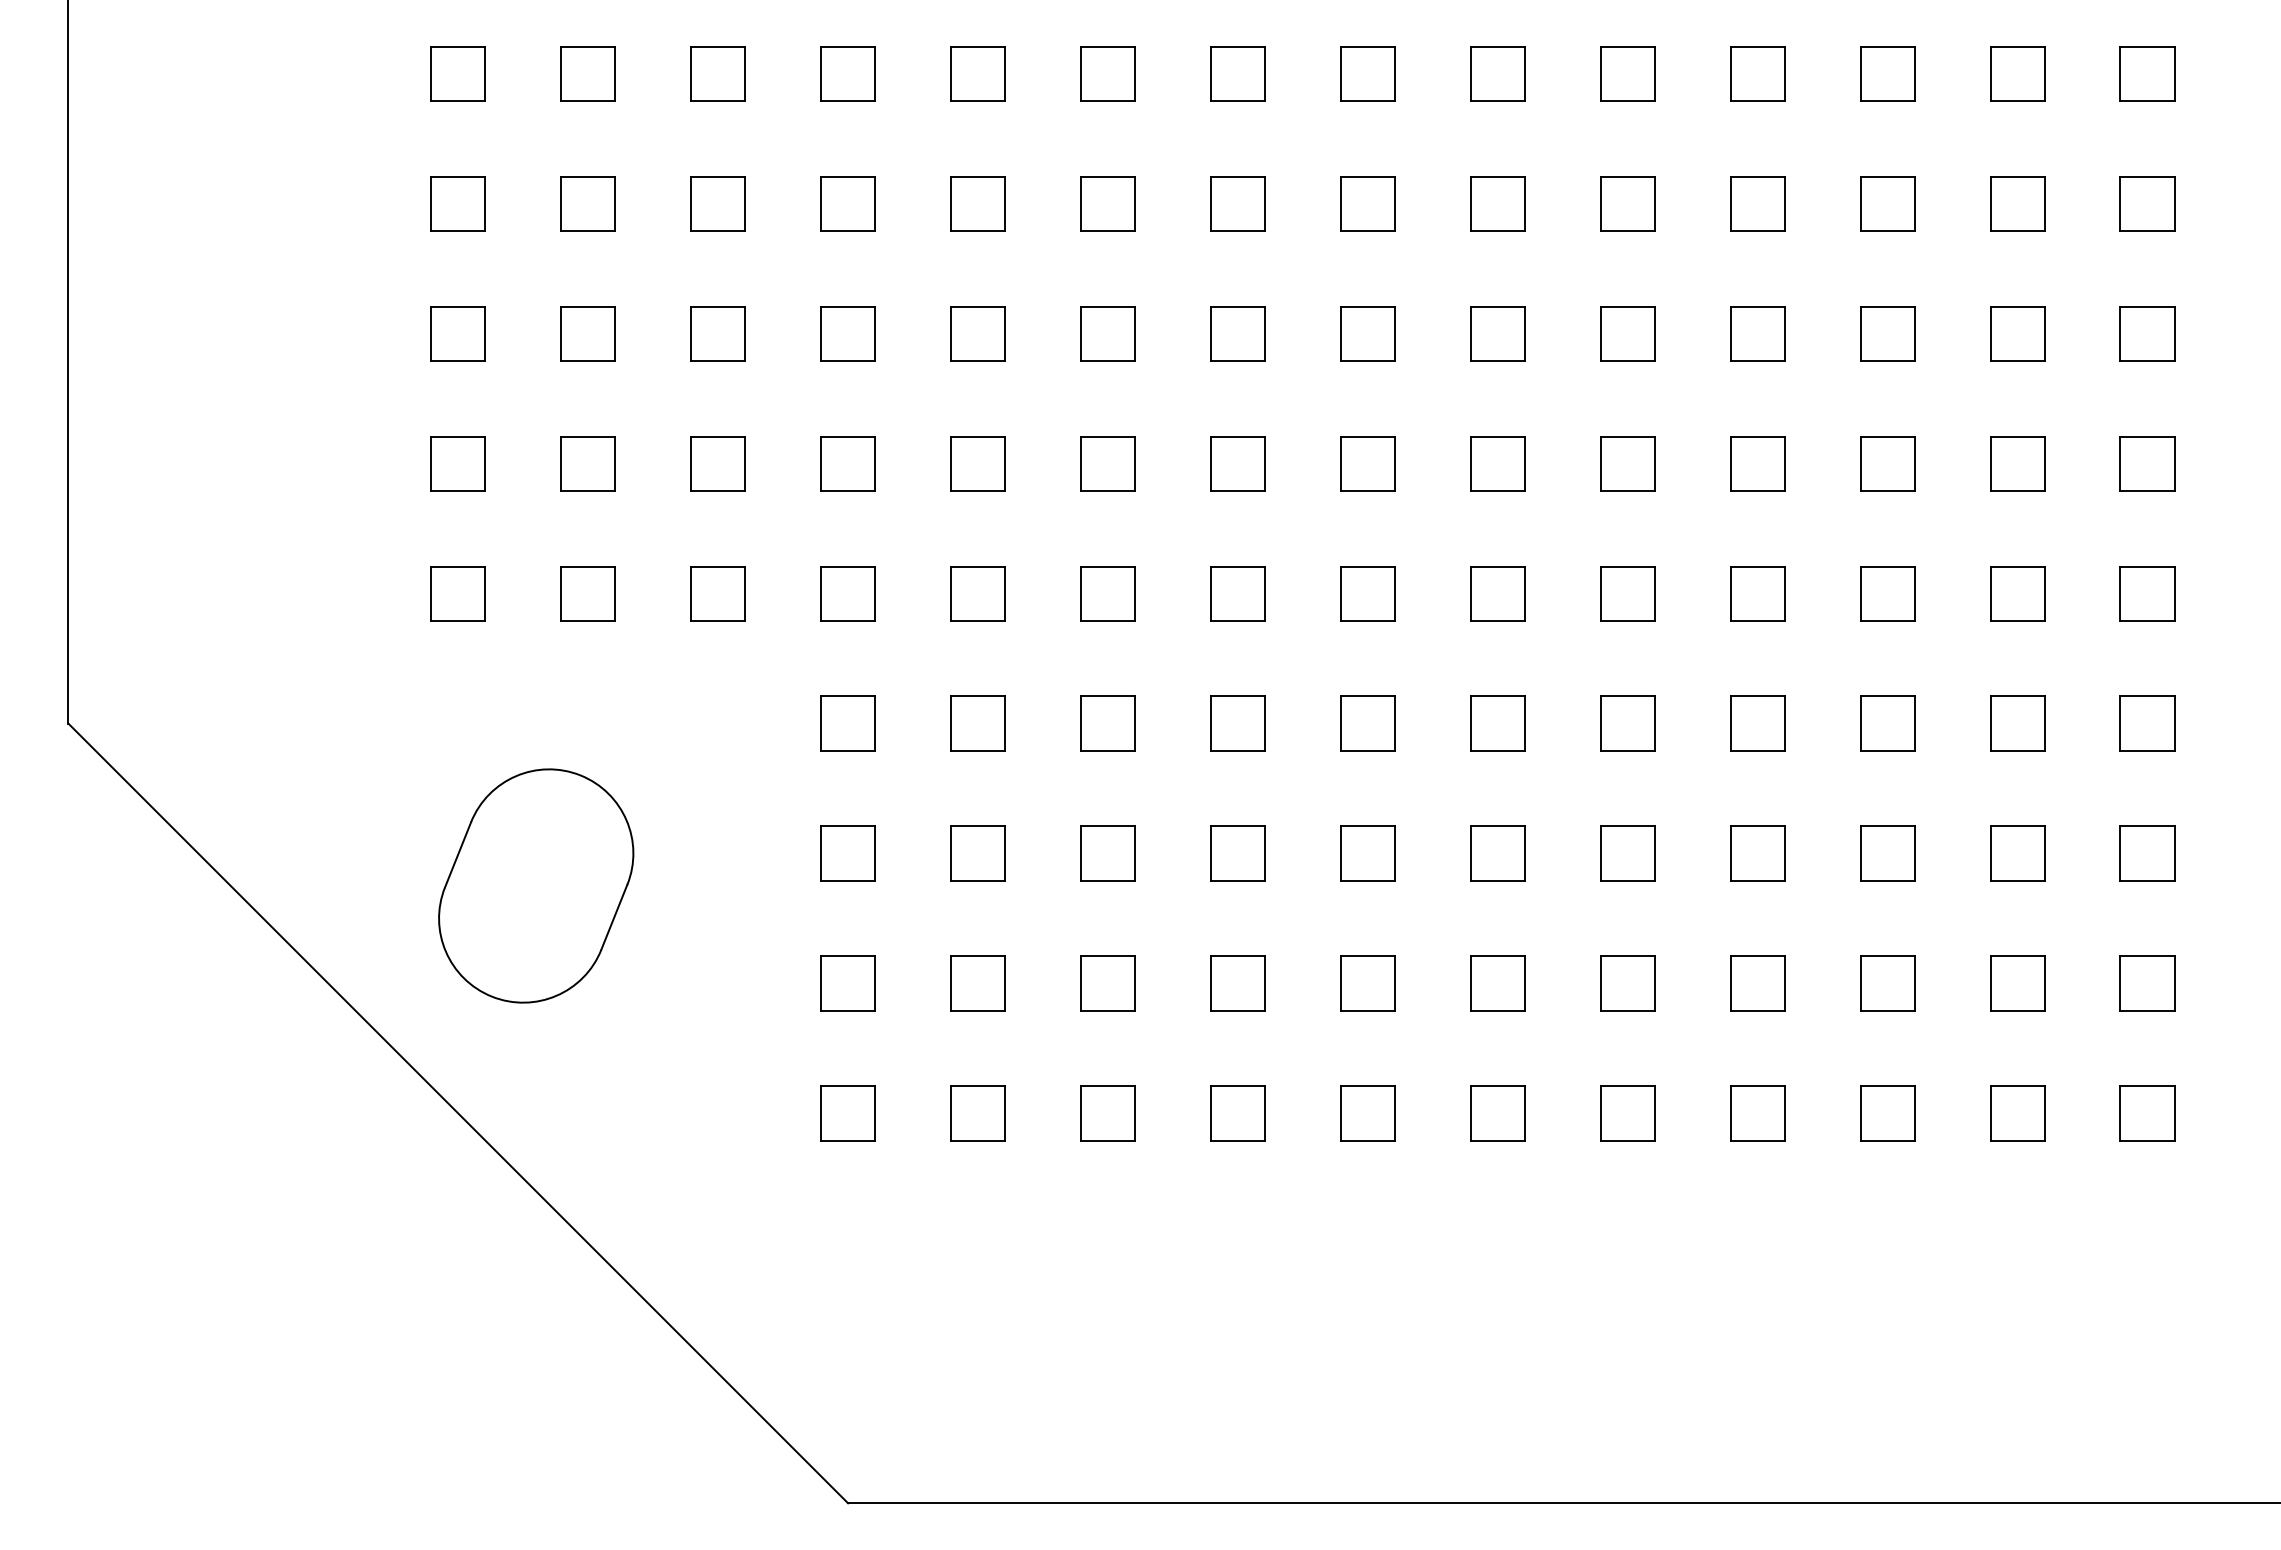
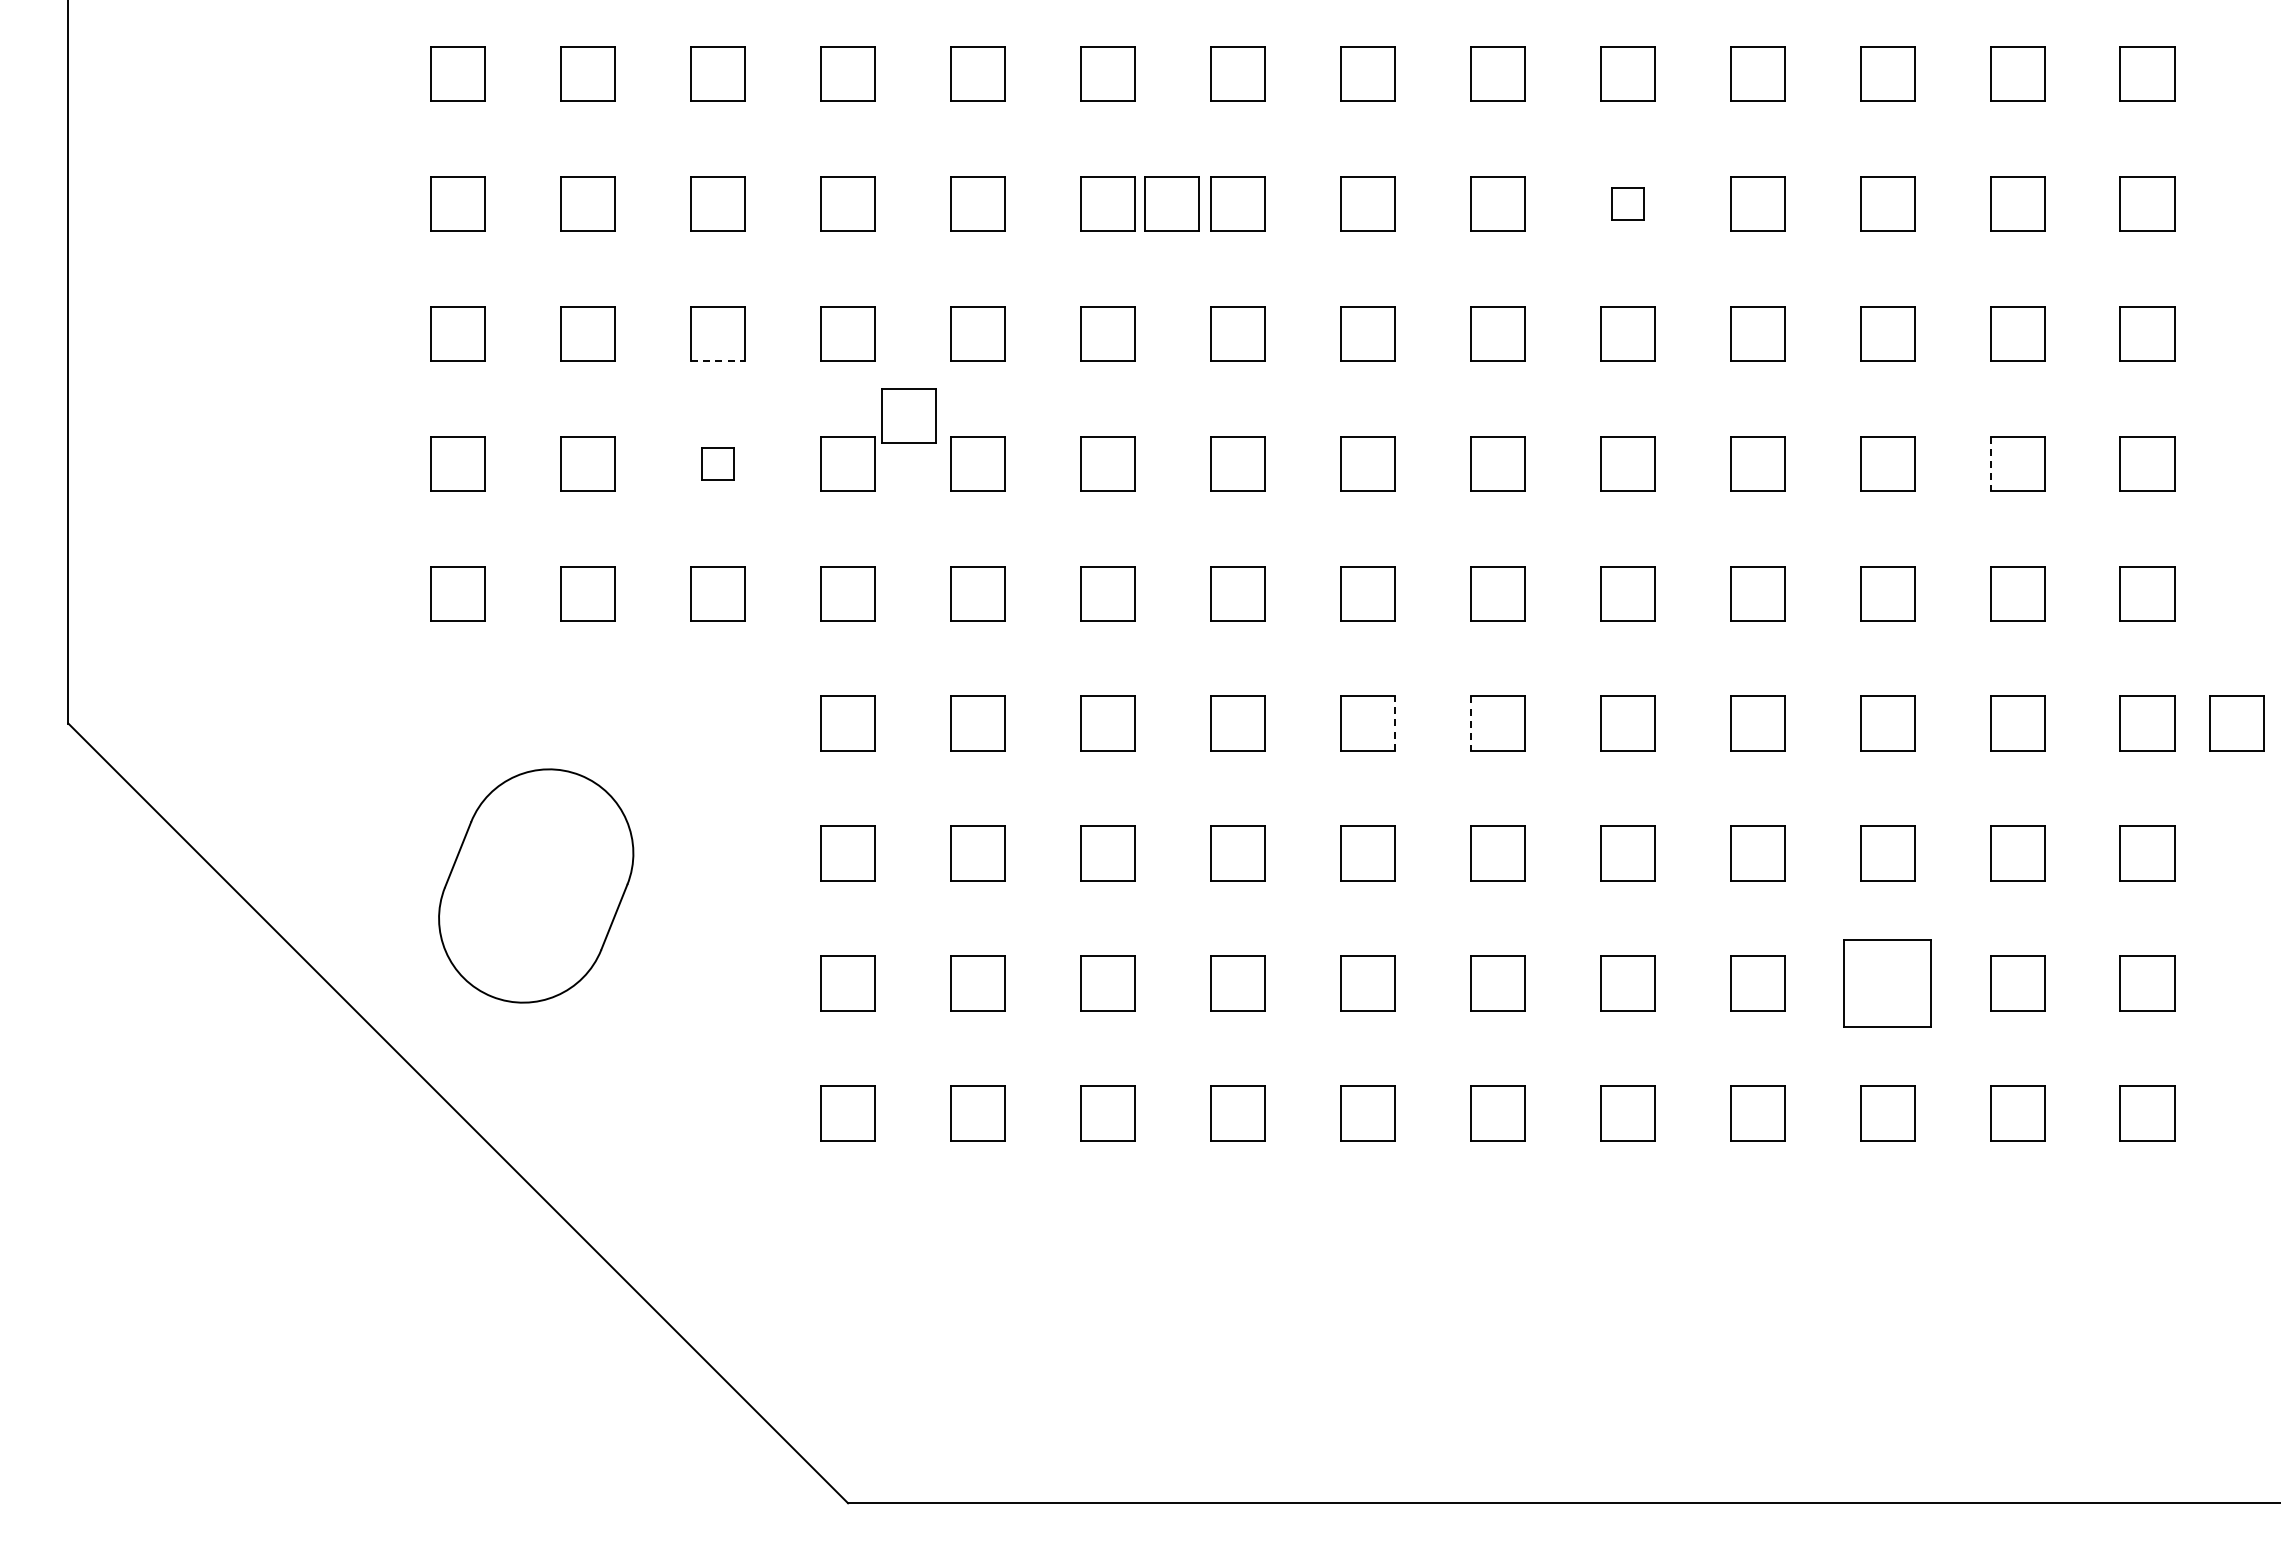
part: none -> present (1171, 203)
part size: 56x56 px -> 34x34 px (1627, 203)
line: solid -> dashed (718, 360)
part: none -> present (908, 415)
part size: 56x56 px -> 34x34 px (717, 463)
line: solid -> dashed (1990, 464)
line: solid -> dashed (1395, 723)
part: none -> present (2236, 723)
line: solid -> dashed (1470, 724)
part size: 56x57 px -> 89x89 px (1887, 983)
